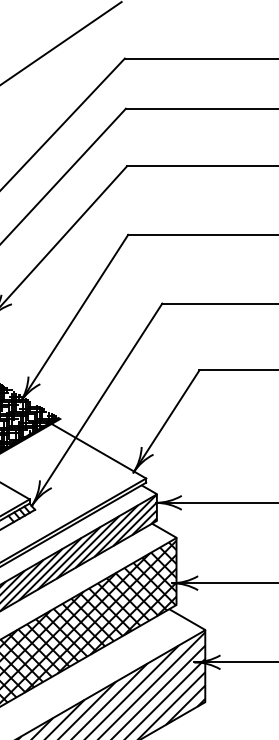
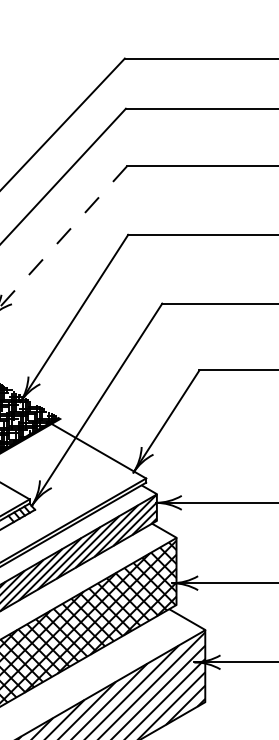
line: present -> none (61, 43)
line: solid -> dashed (63, 236)
